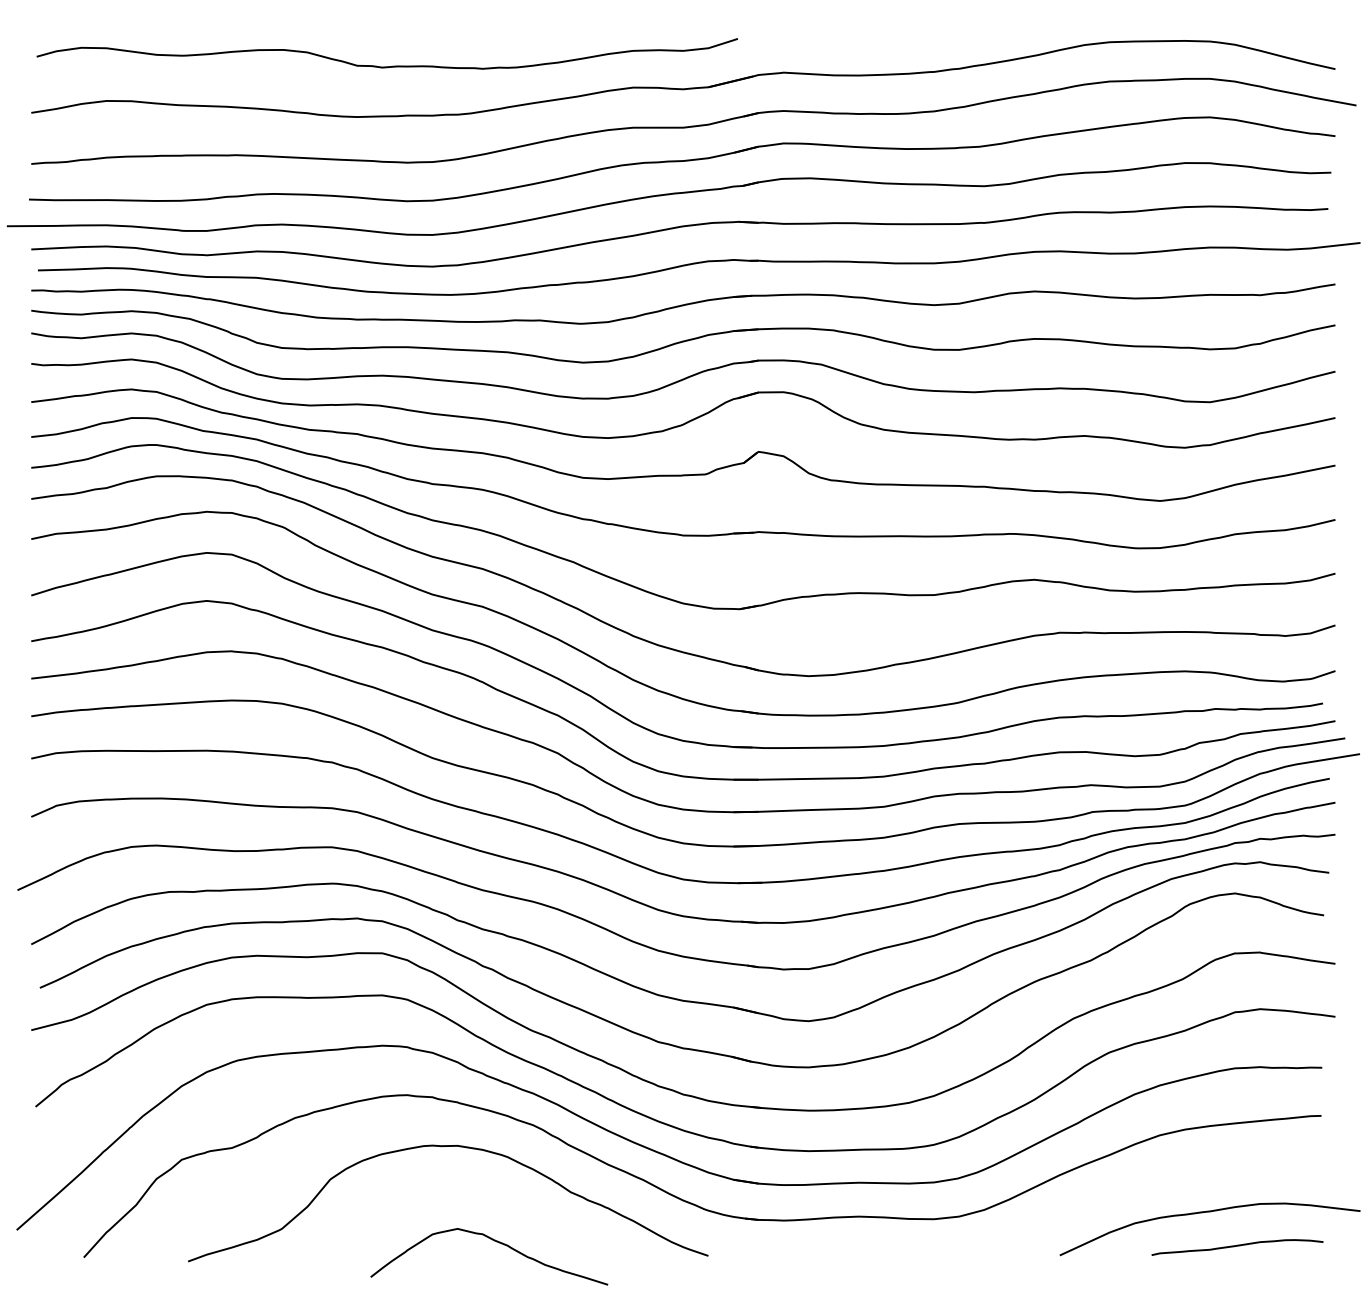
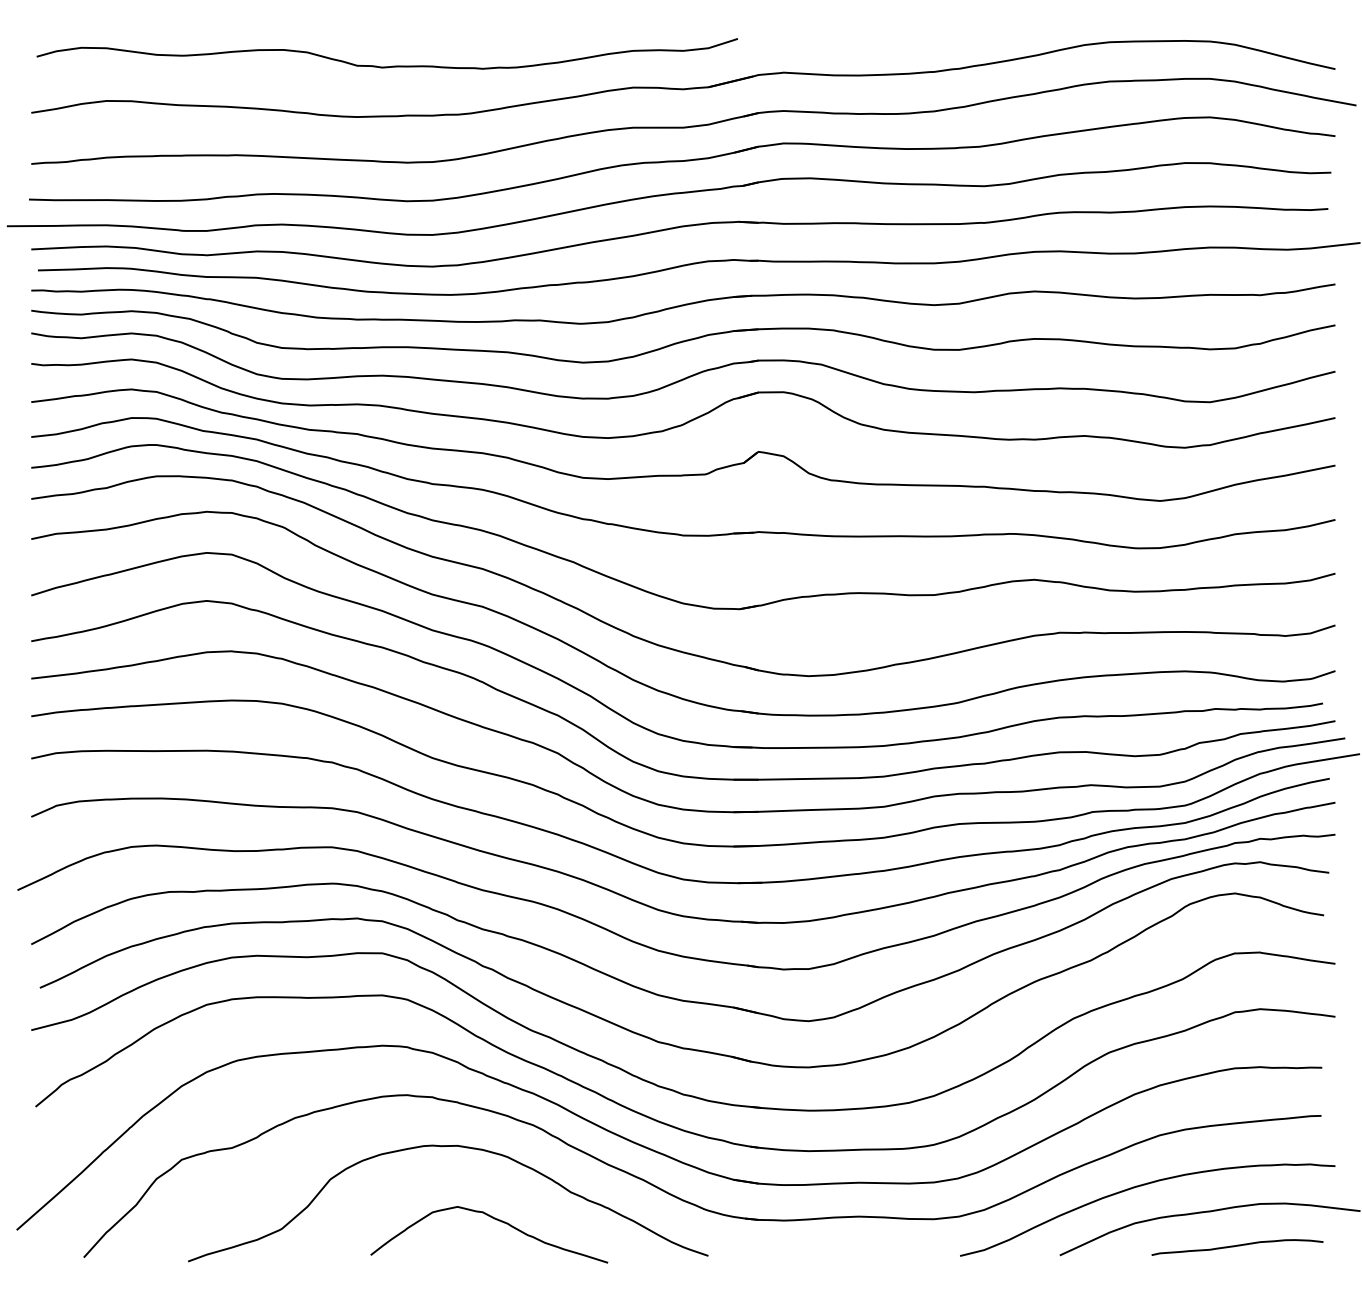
curve: none -> present (1141, 1186)
curve position: (496, 1242) -> (496, 1220) (496, 1220)
